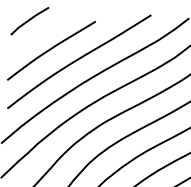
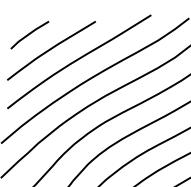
line position: (29, 21) -> (29, 35) (29, 35)
